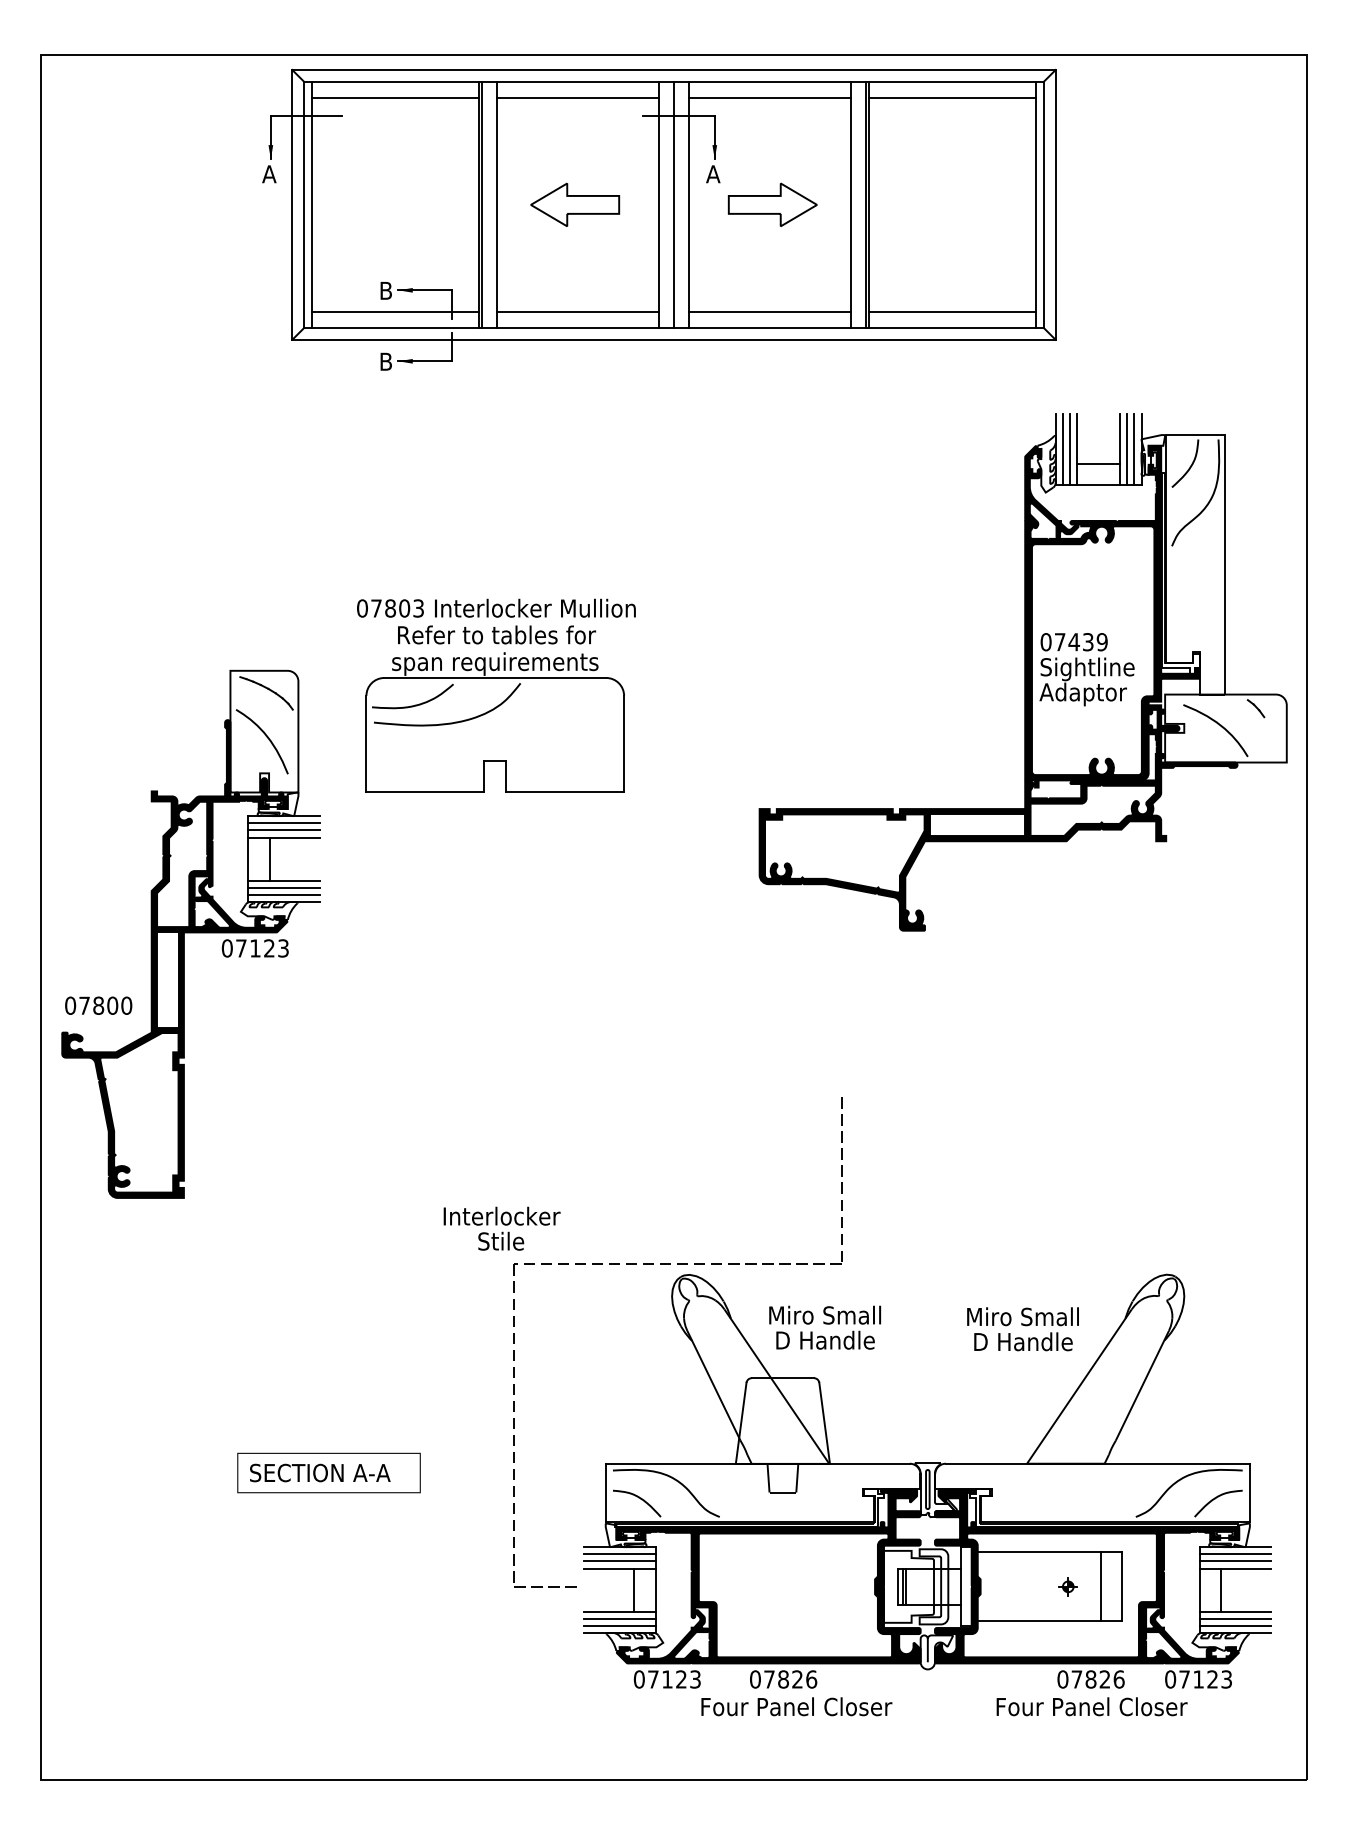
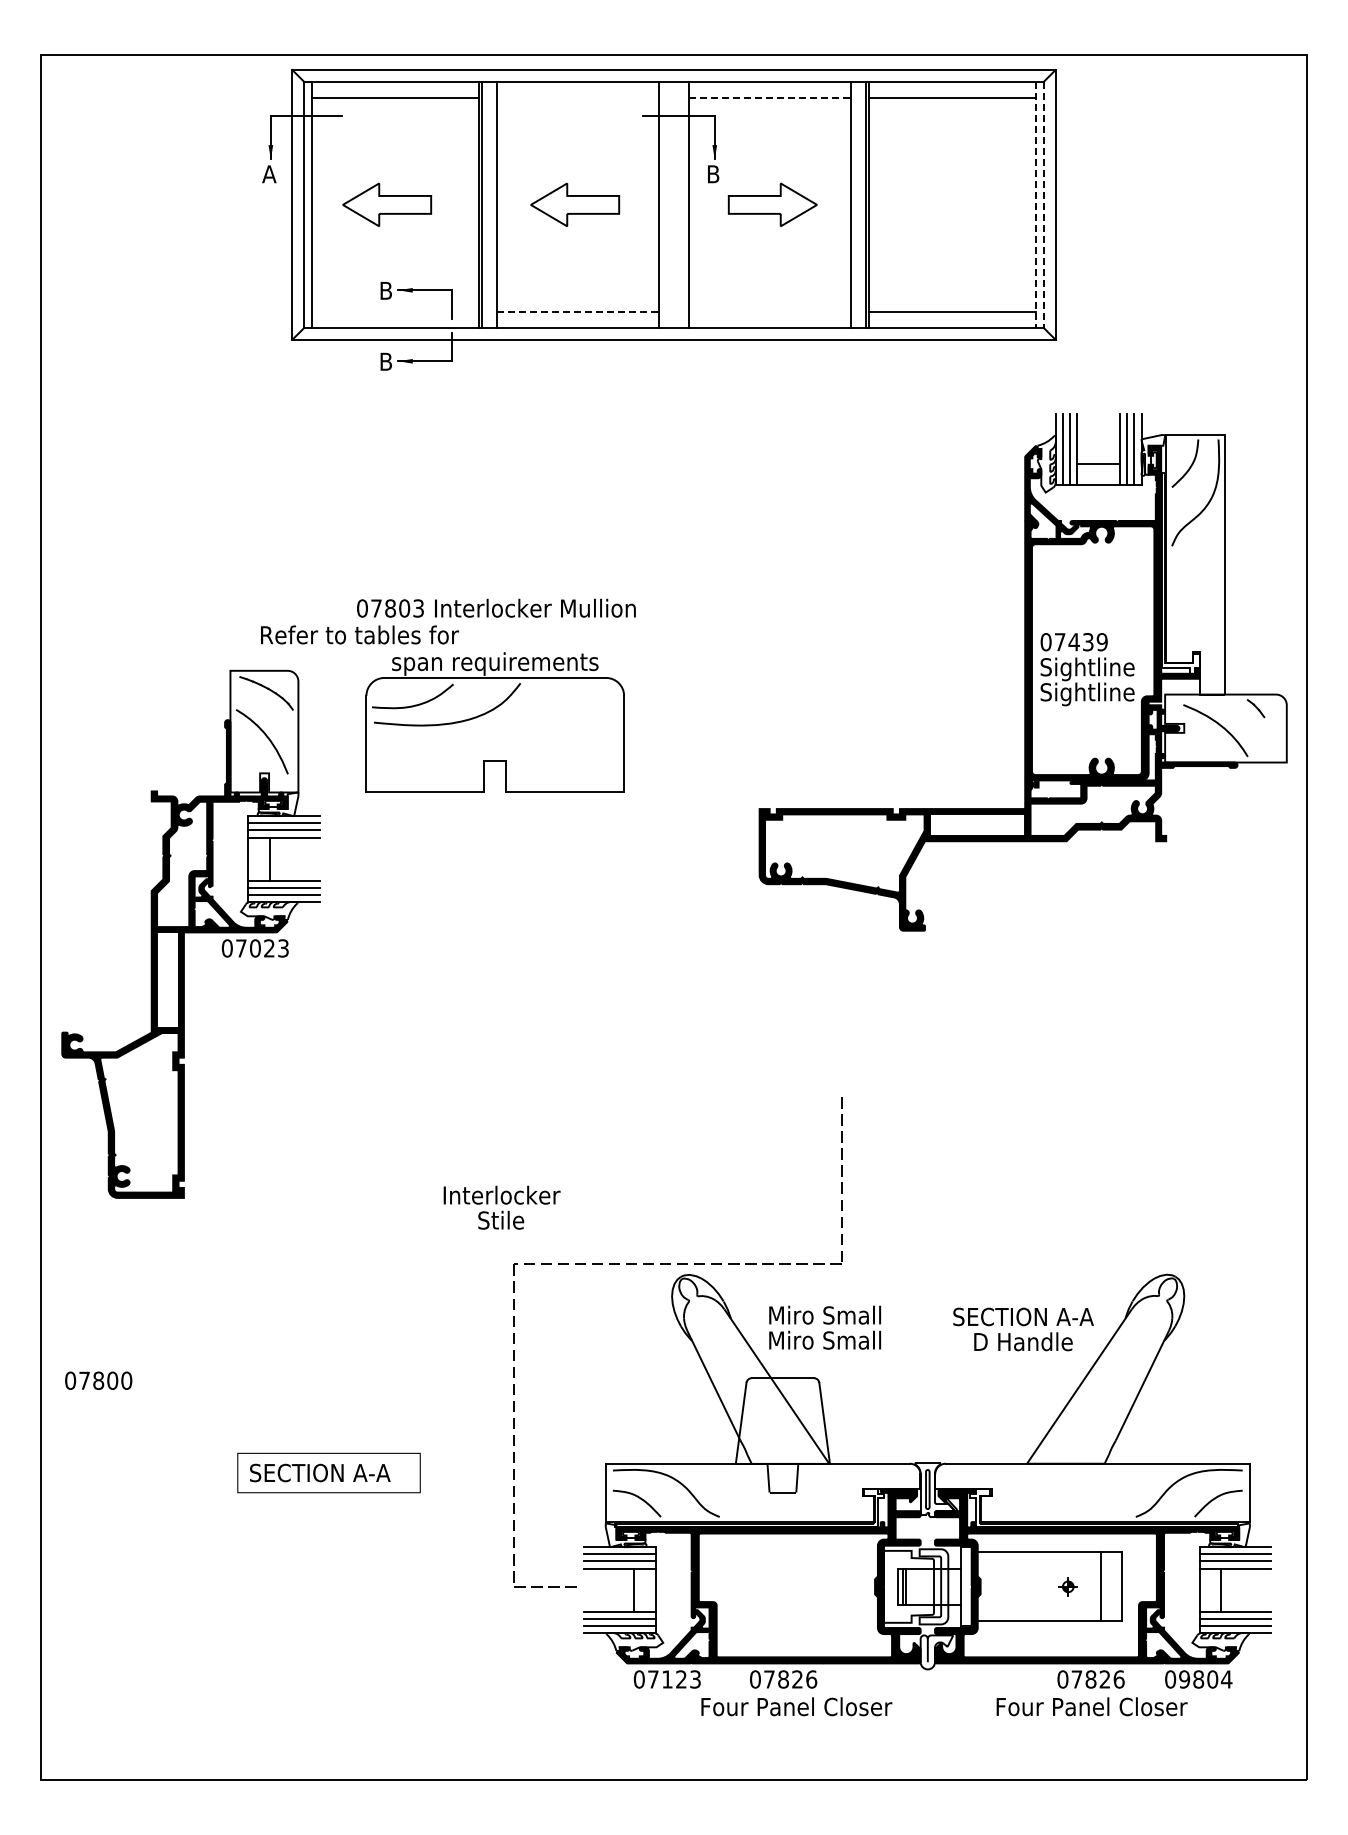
line: present -> none (577, 98)
line: solid -> dashed (770, 98)
text: A -> B (713, 174)
part: none -> present (387, 204)
line: present -> none (674, 204)
line: solid -> dashed (1036, 205)
line: solid -> dashed (1044, 205)
line: present -> none (394, 311)
line: solid -> dashed (577, 311)
line: present -> none (769, 311)
text position: (497, 634) -> (360, 634) (360, 634)
text: Adaptor -> Sightline (1086, 694)
text: 07123 -> 07023 (255, 948)
text position: (98, 1005) -> (98, 1380) (98, 1380)
text position: (501, 1228) -> (501, 1207) (501, 1207)
text: Miro Small -> SECTION A-A (1023, 1316)
text: D Handle -> Miro Small (825, 1339)
text: 07123 -> 09804 (1205, 1679)
